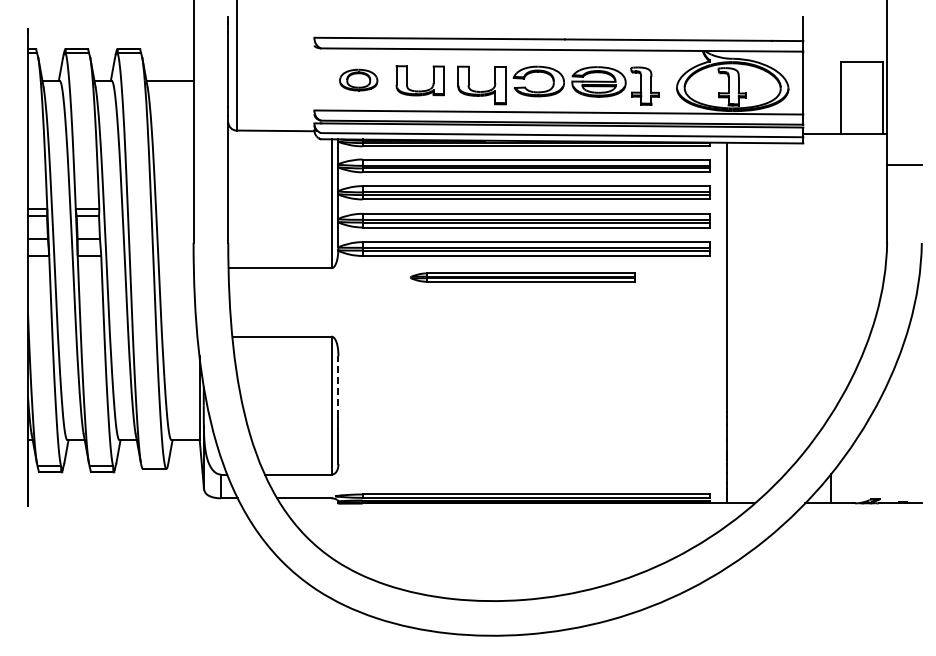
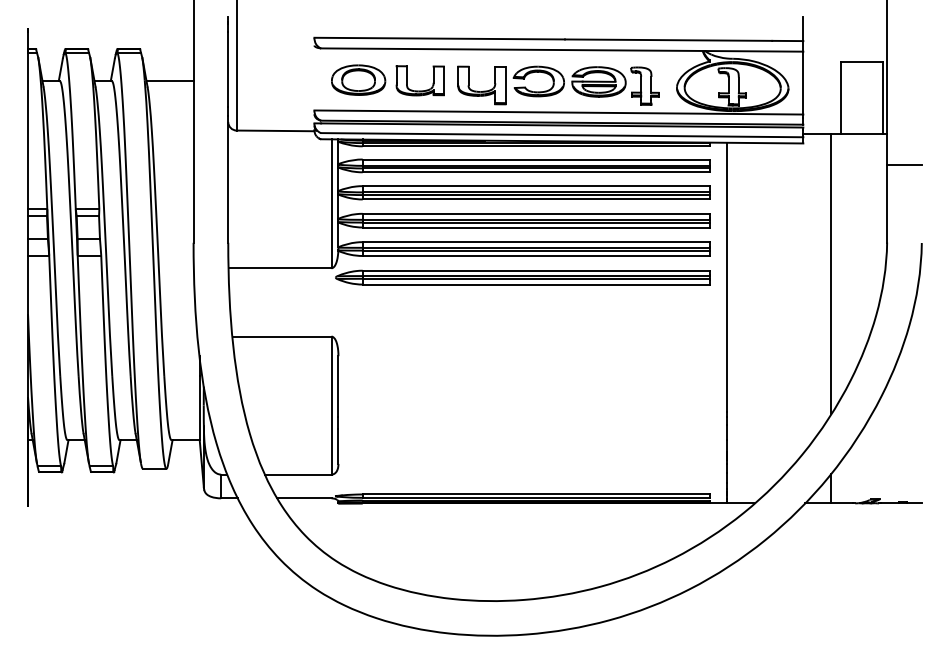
part size: 40x24 px -> 56x32 px (358, 79)
line: none -> present (831, 274)
part size: 227x11 px -> 376x17 px (522, 277)
line: dashed -> solid (338, 385)
